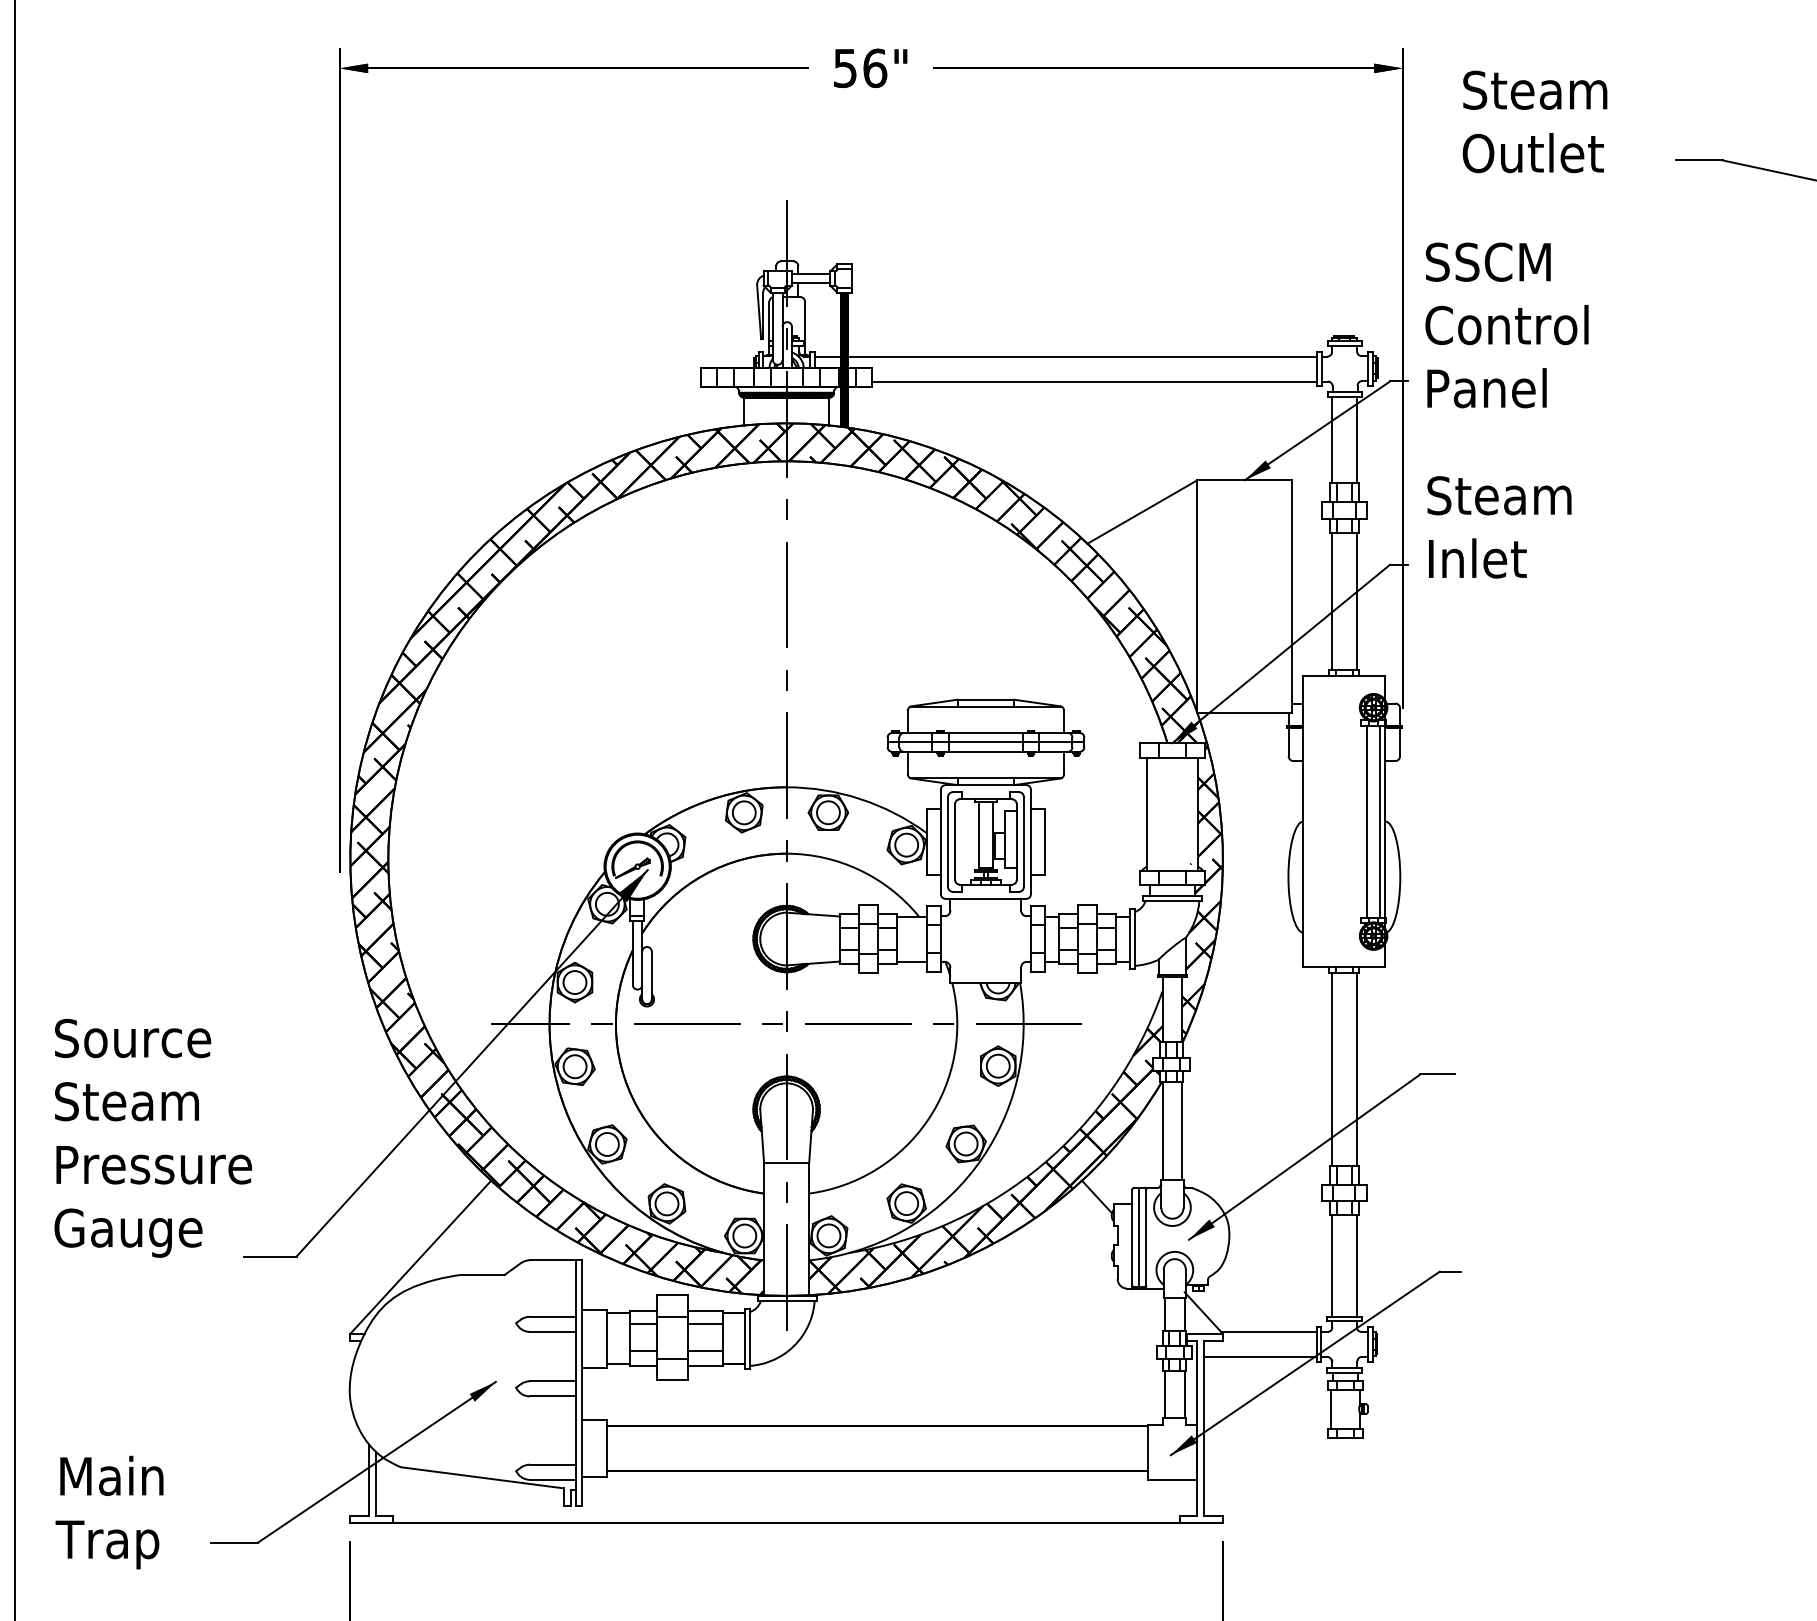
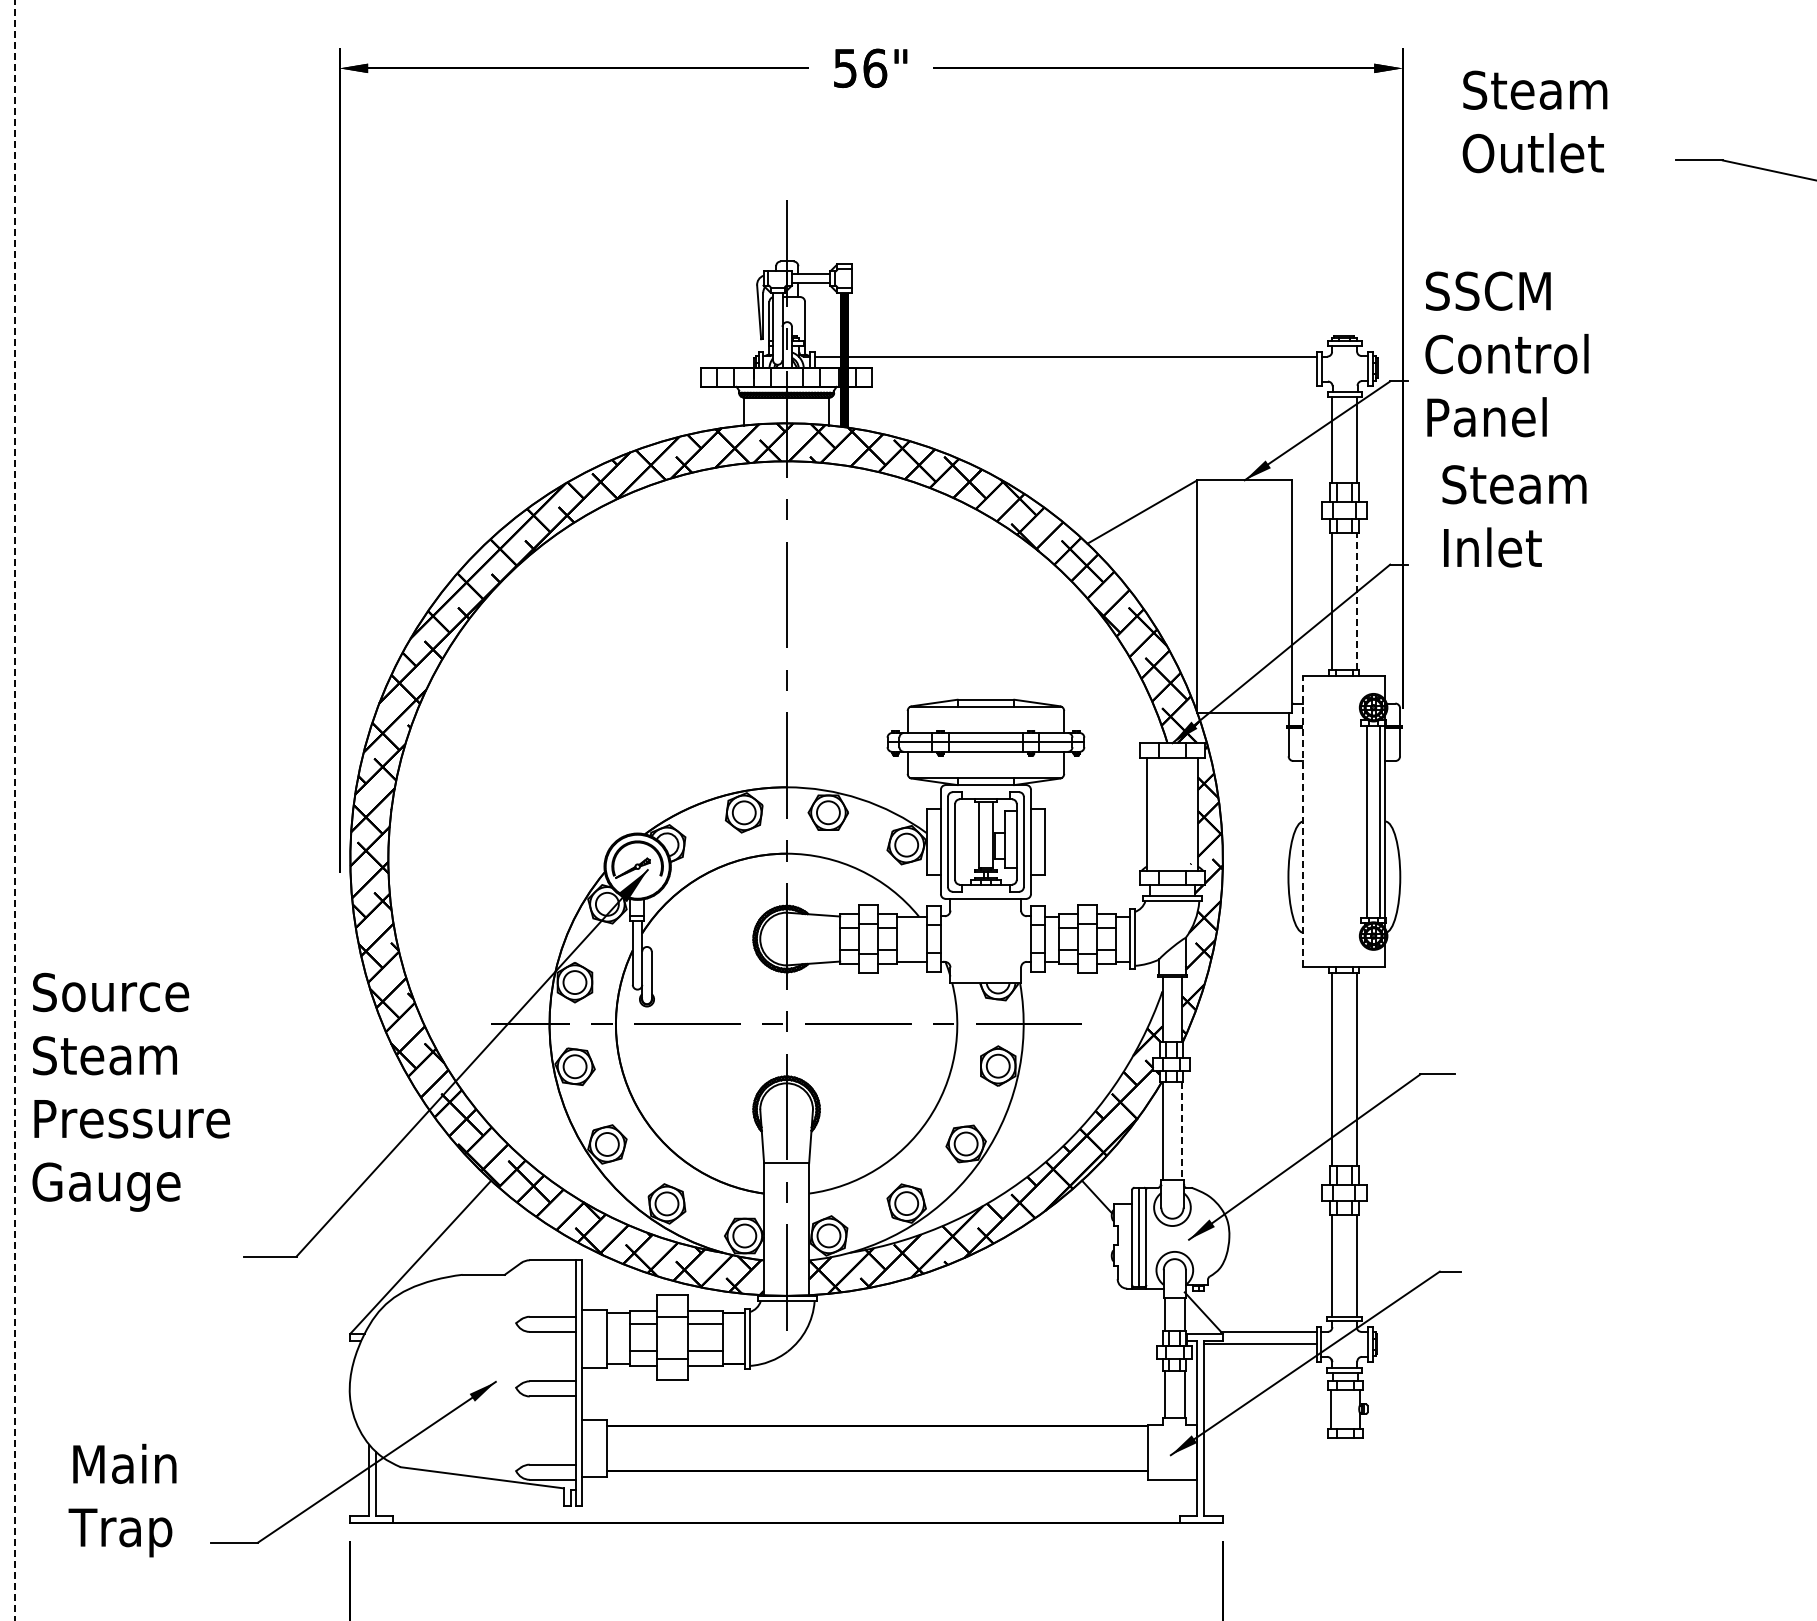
text position: (1506, 325) -> (1506, 354) (1506, 354)
line: present -> none (1093, 381)
text position: (1499, 527) -> (1514, 516) (1514, 516)
line: solid -> dashed (1357, 601)
line: solid -> dashed (14, 810)
line: solid -> dashed (1303, 820)
line: solid -> dashed (1182, 1131)
text position: (153, 1137) -> (131, 1091) (131, 1091)
line position: (1260, 1357) -> (1260, 1344) (1260, 1344)
text position: (109, 1512) -> (122, 1500) (122, 1500)
